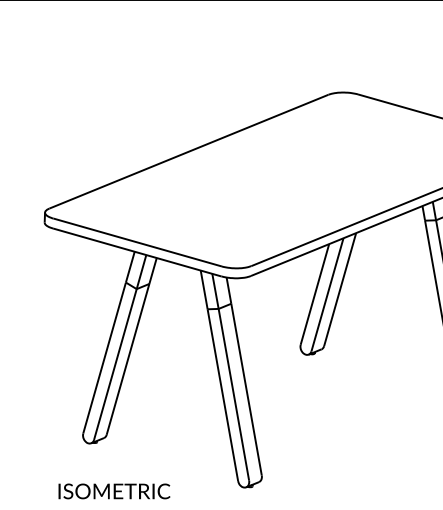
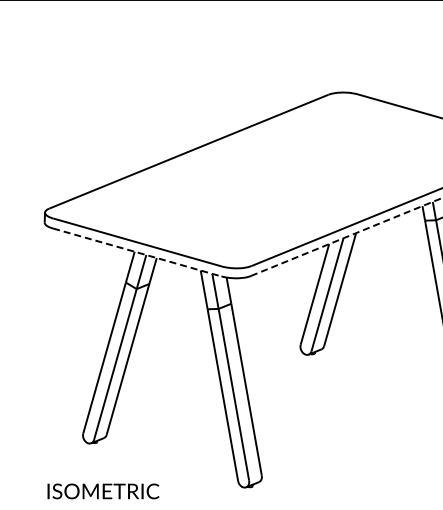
line: solid -> dashed (347, 236)
line: solid -> dashed (137, 252)
text position: (114, 491) -> (103, 491) (103, 491)
